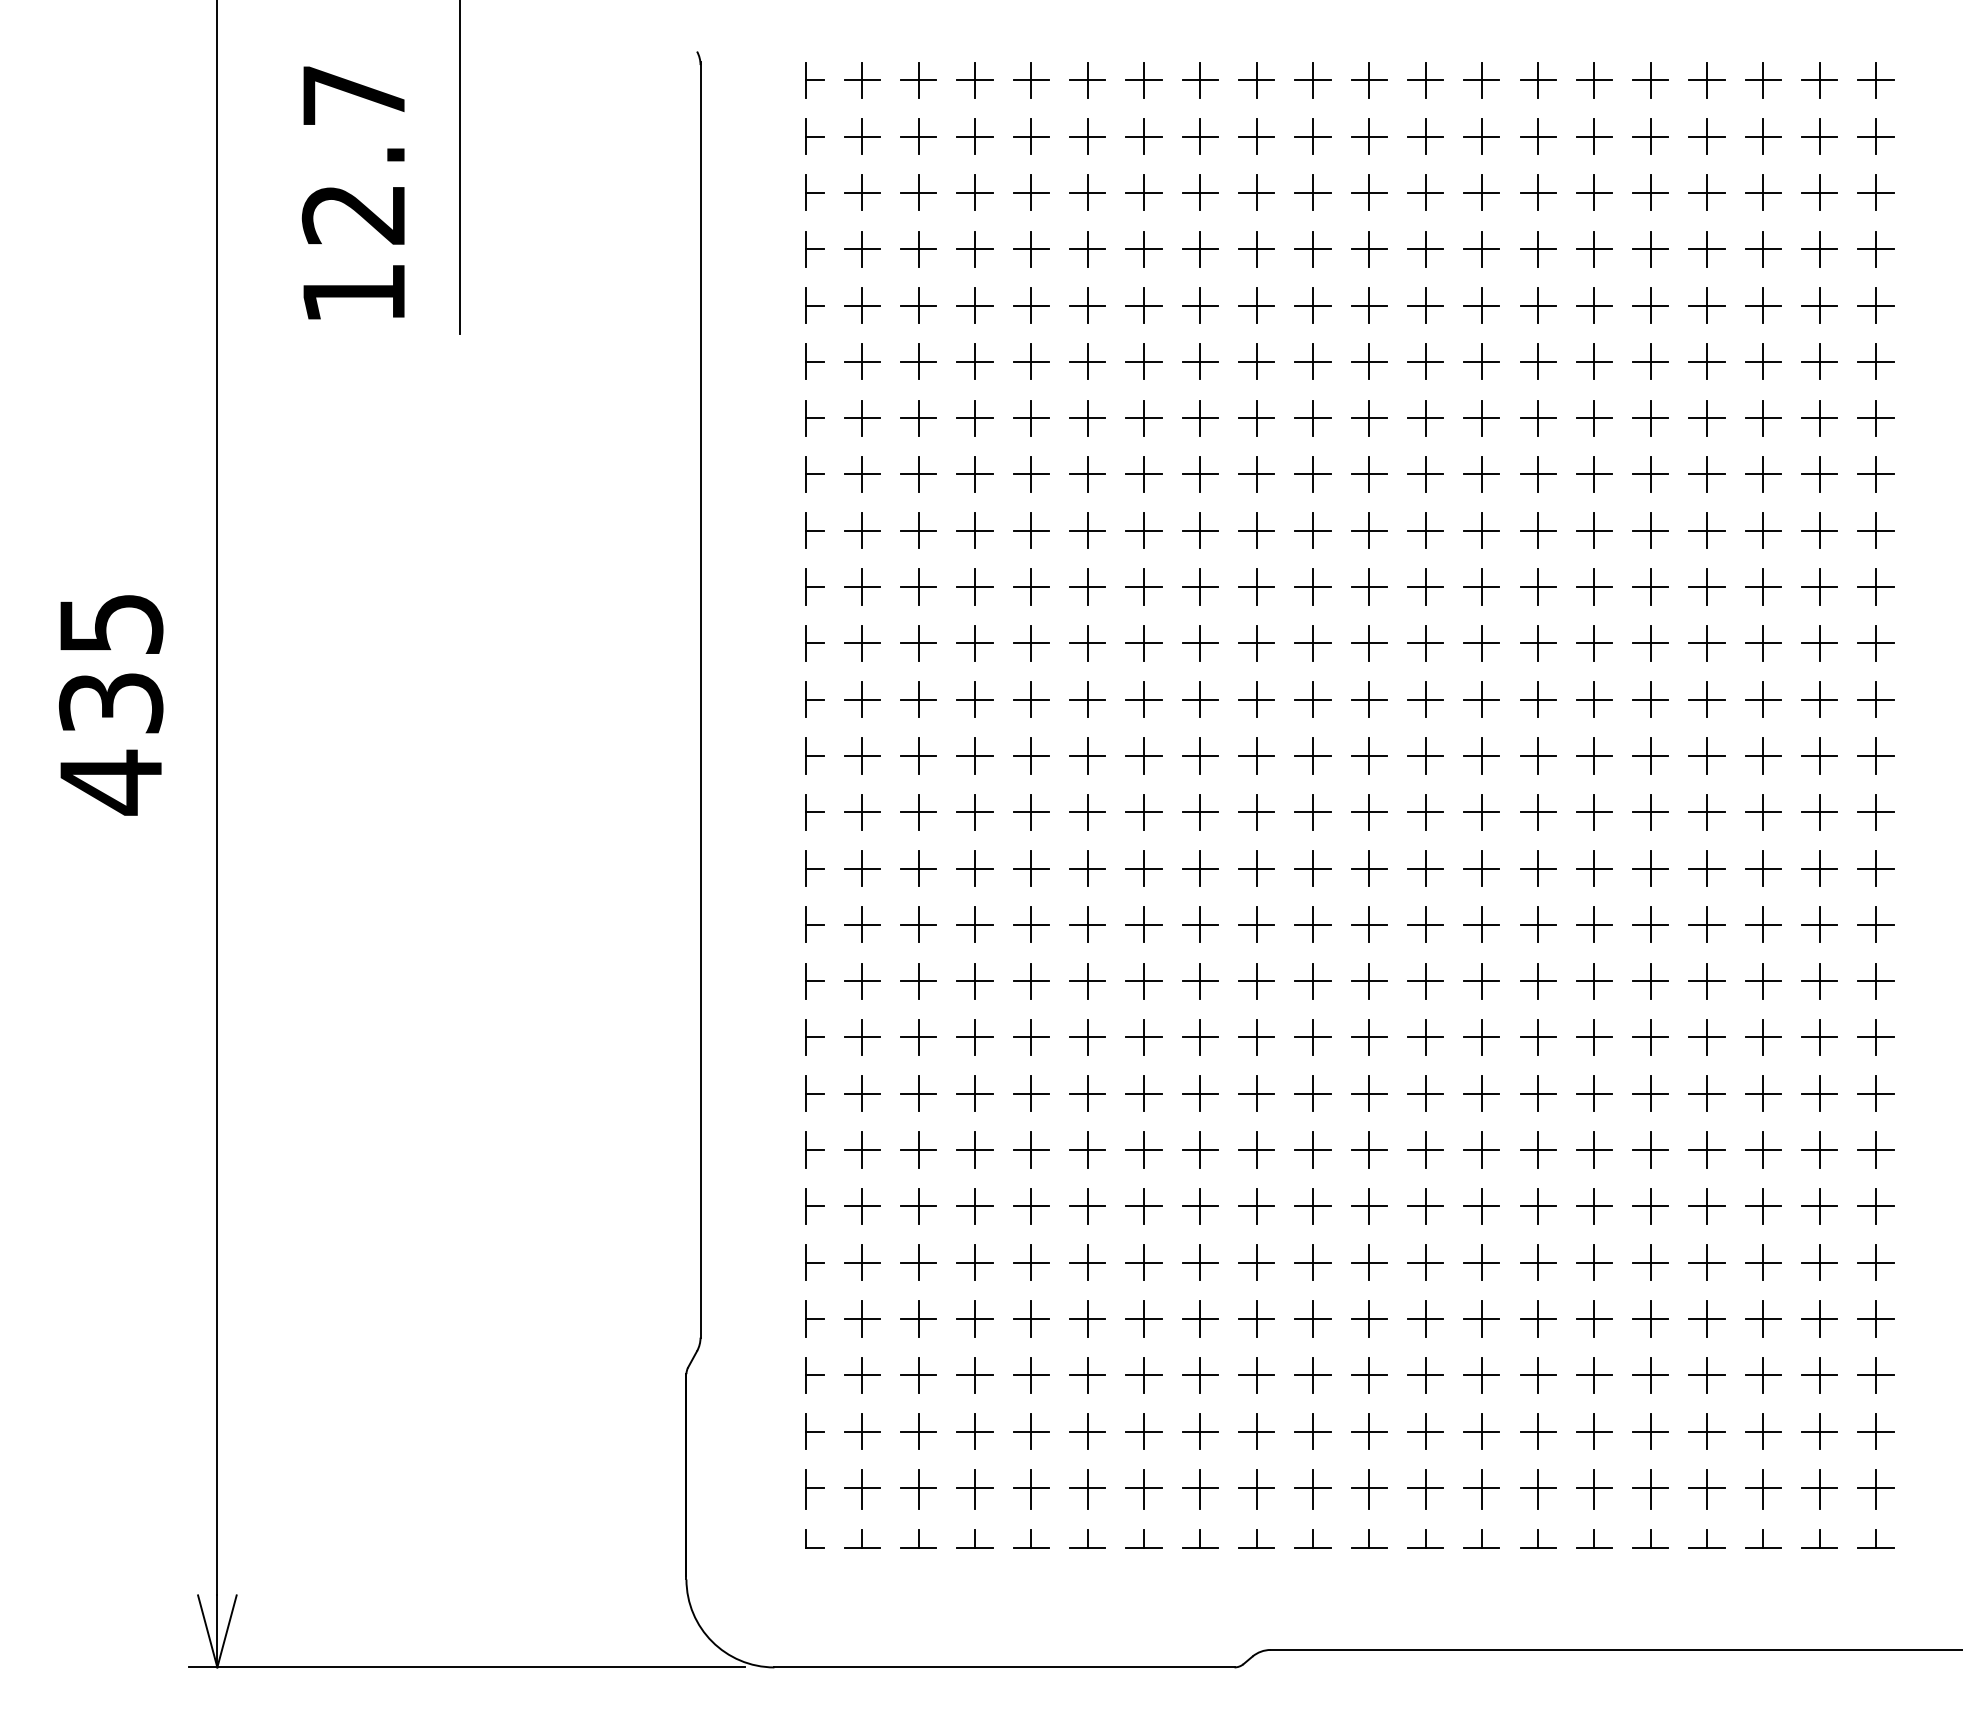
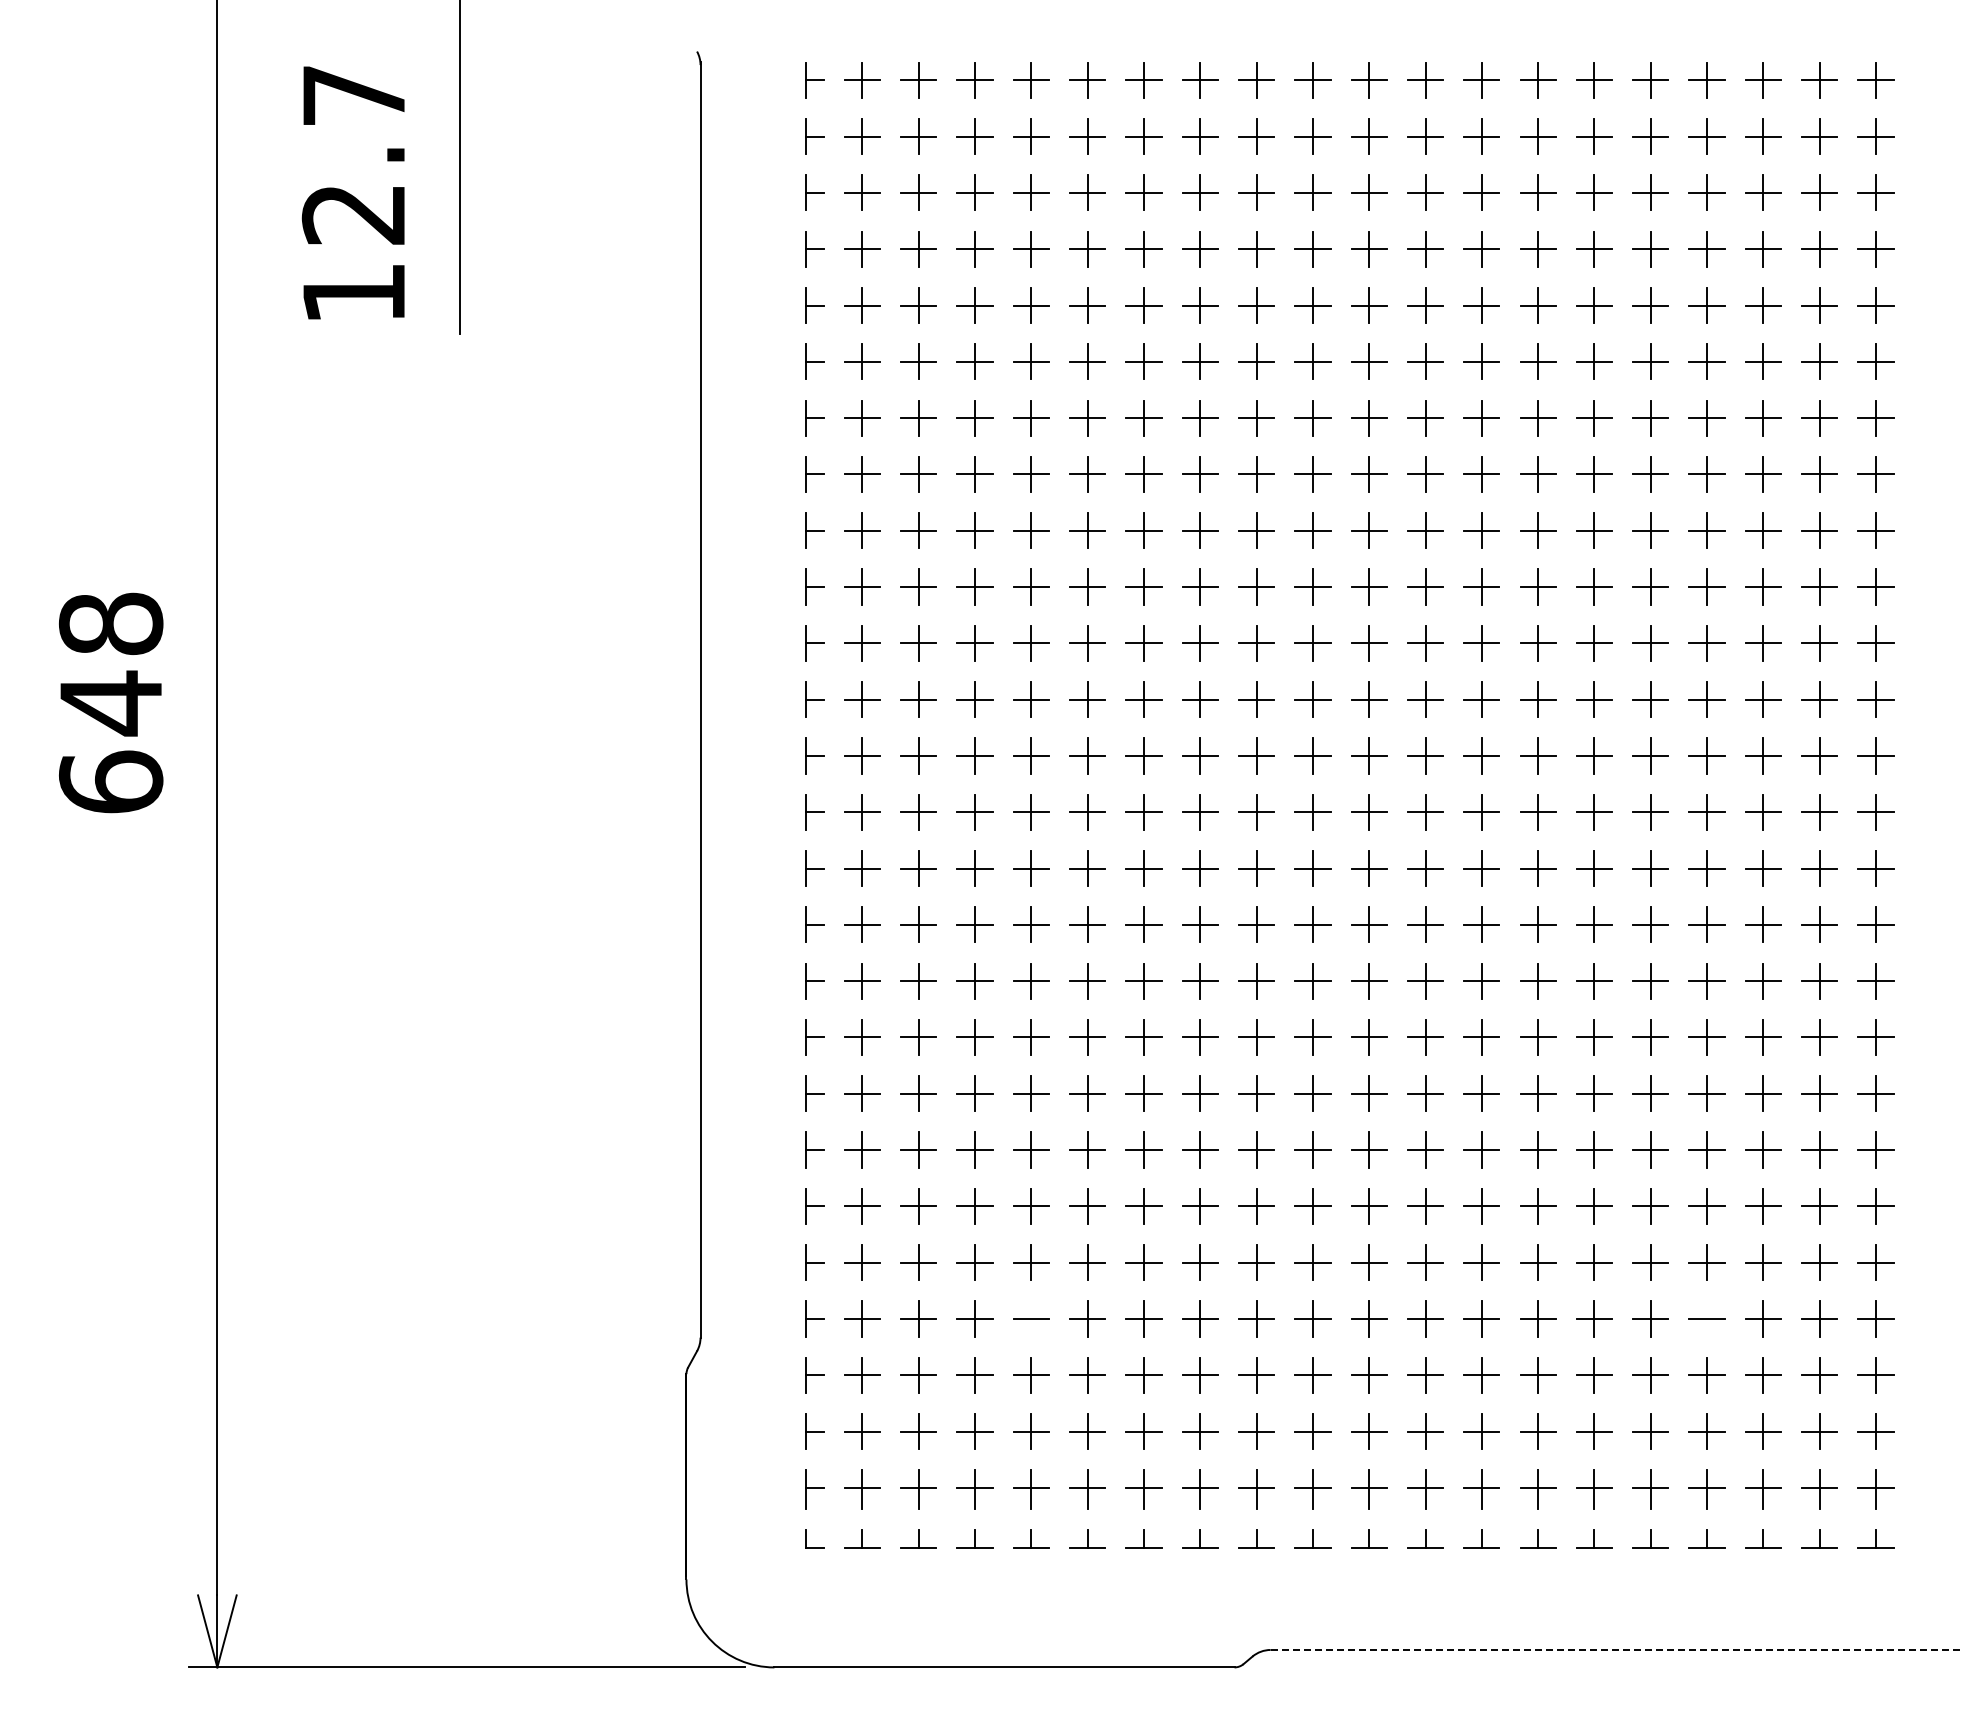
text: 435 -> 648 (110, 703)
line: present -> none (1031, 1318)
line: present -> none (1707, 1318)
line: solid -> dashed (1616, 1649)
